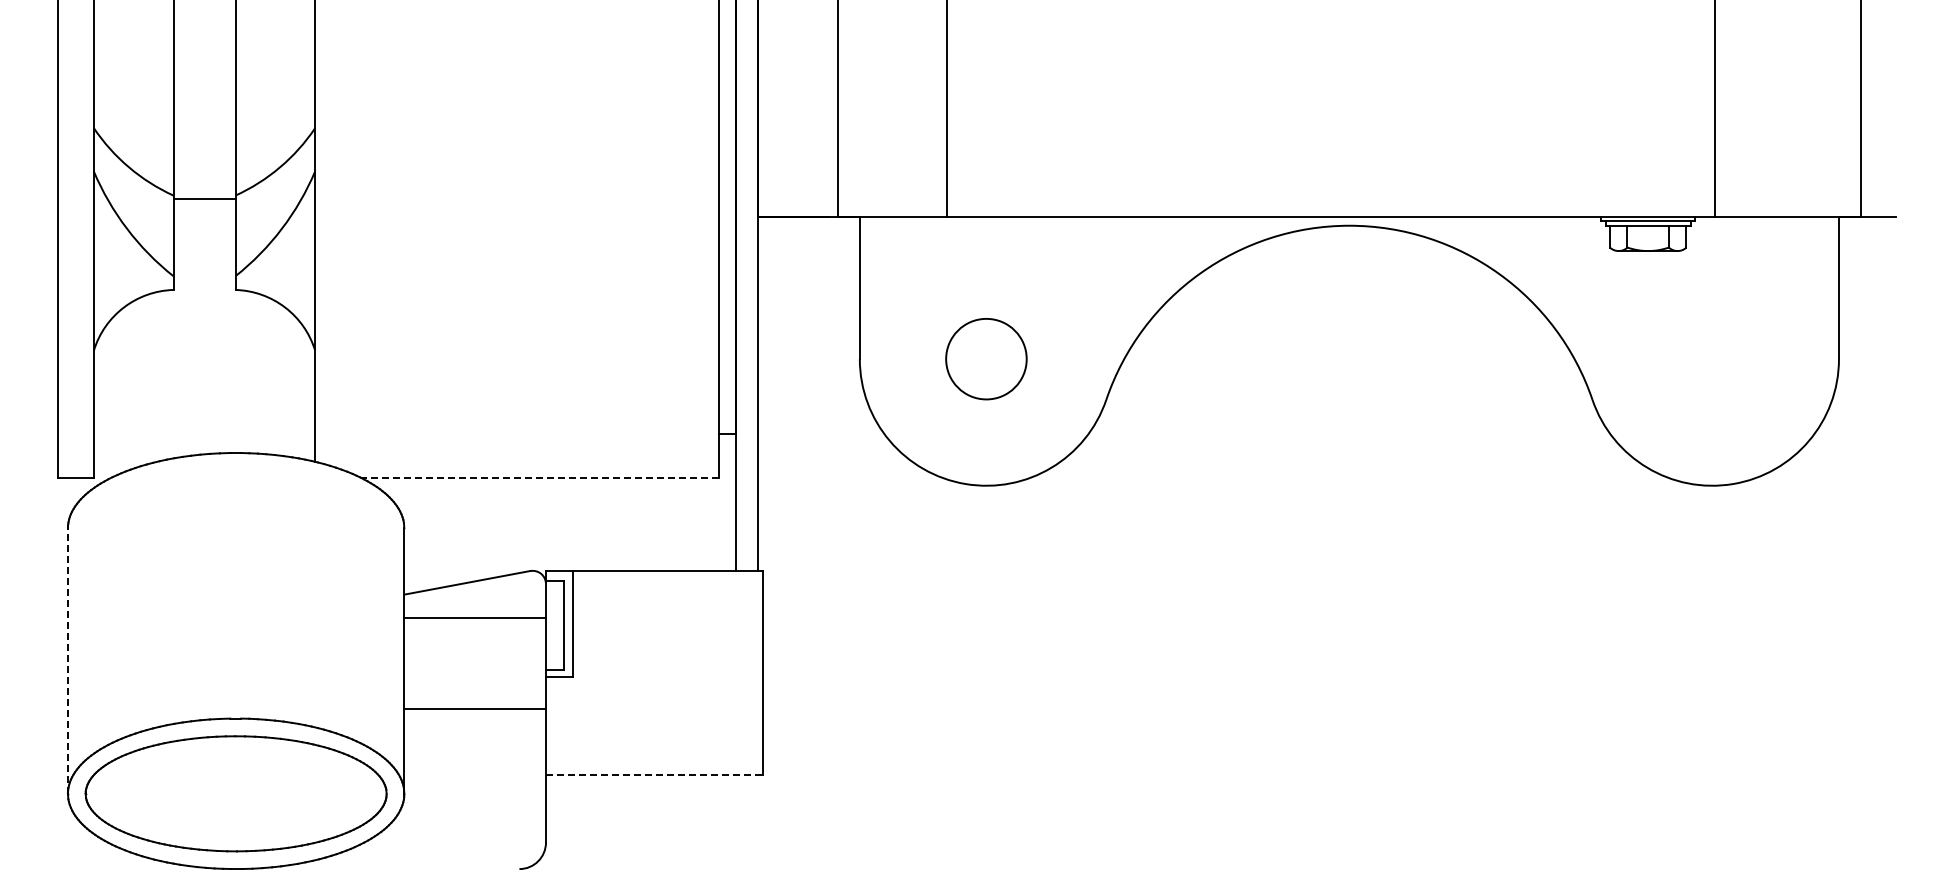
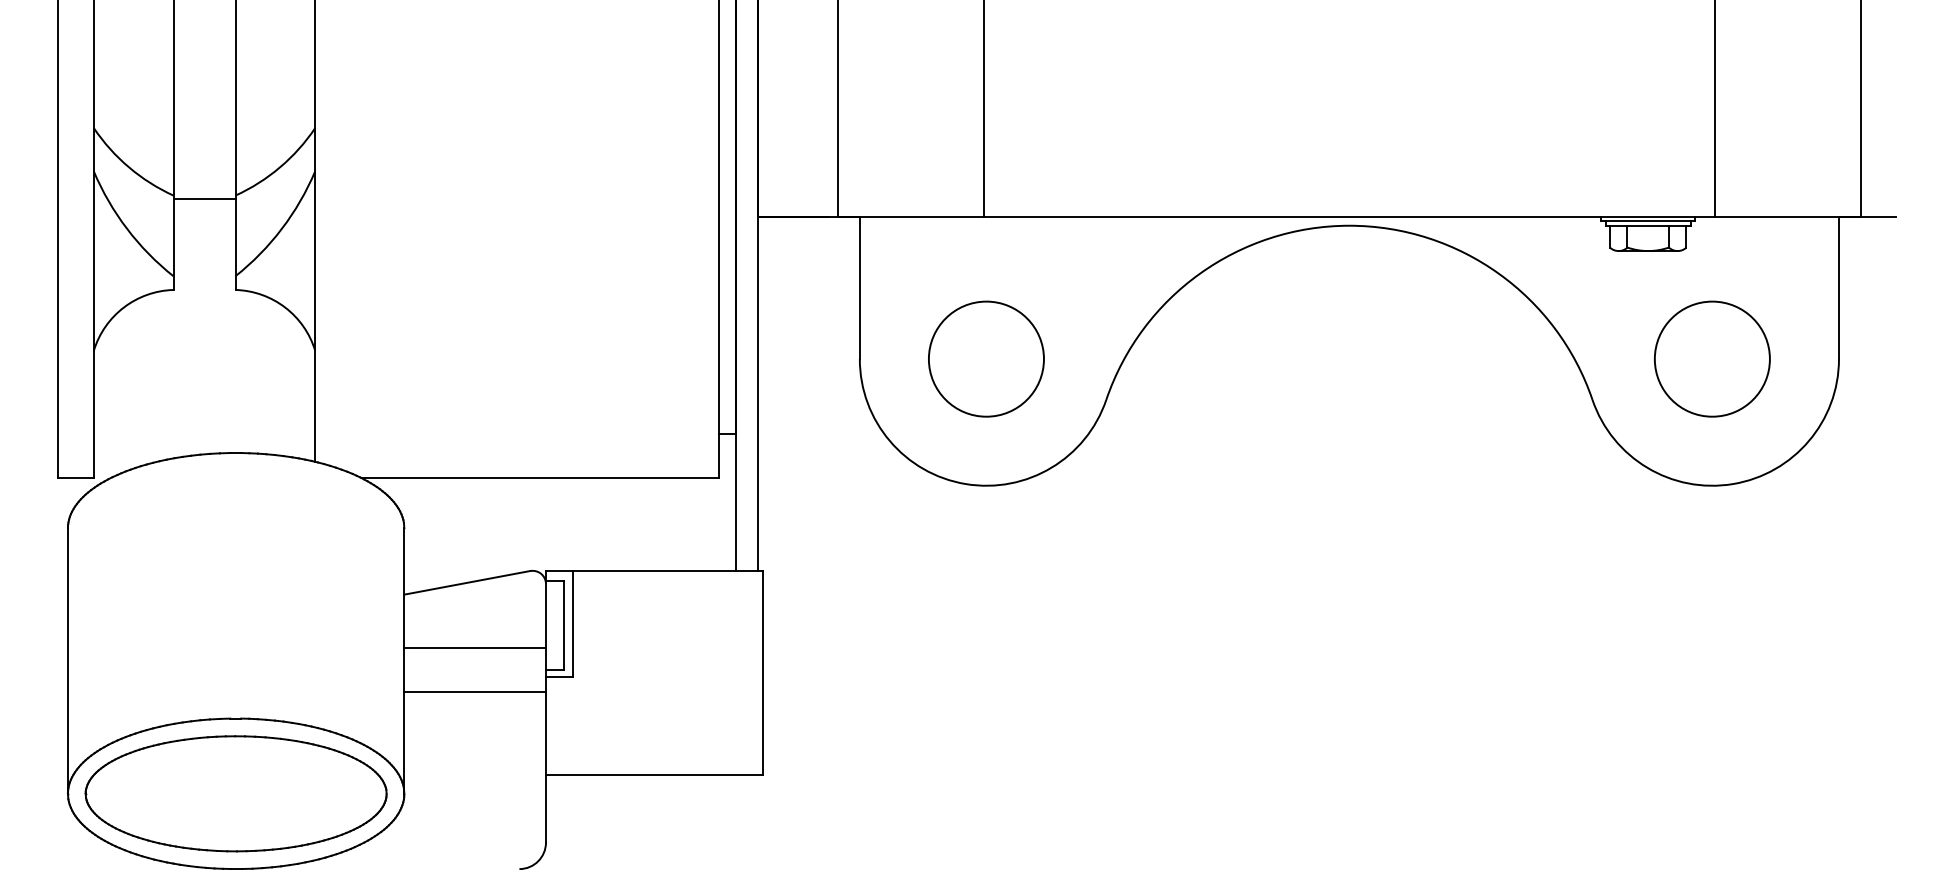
line position: (947, 109) -> (984, 109) (984, 109)
circle diameter: 81 px -> 115 px (985, 358)
circle: none -> present (1712, 358)
line: dashed -> solid (540, 478)
line position: (475, 617) -> (475, 647) (475, 647)
line: dashed -> solid (67, 661)
line position: (475, 709) -> (475, 692) (475, 692)
line: dashed -> solid (654, 774)
